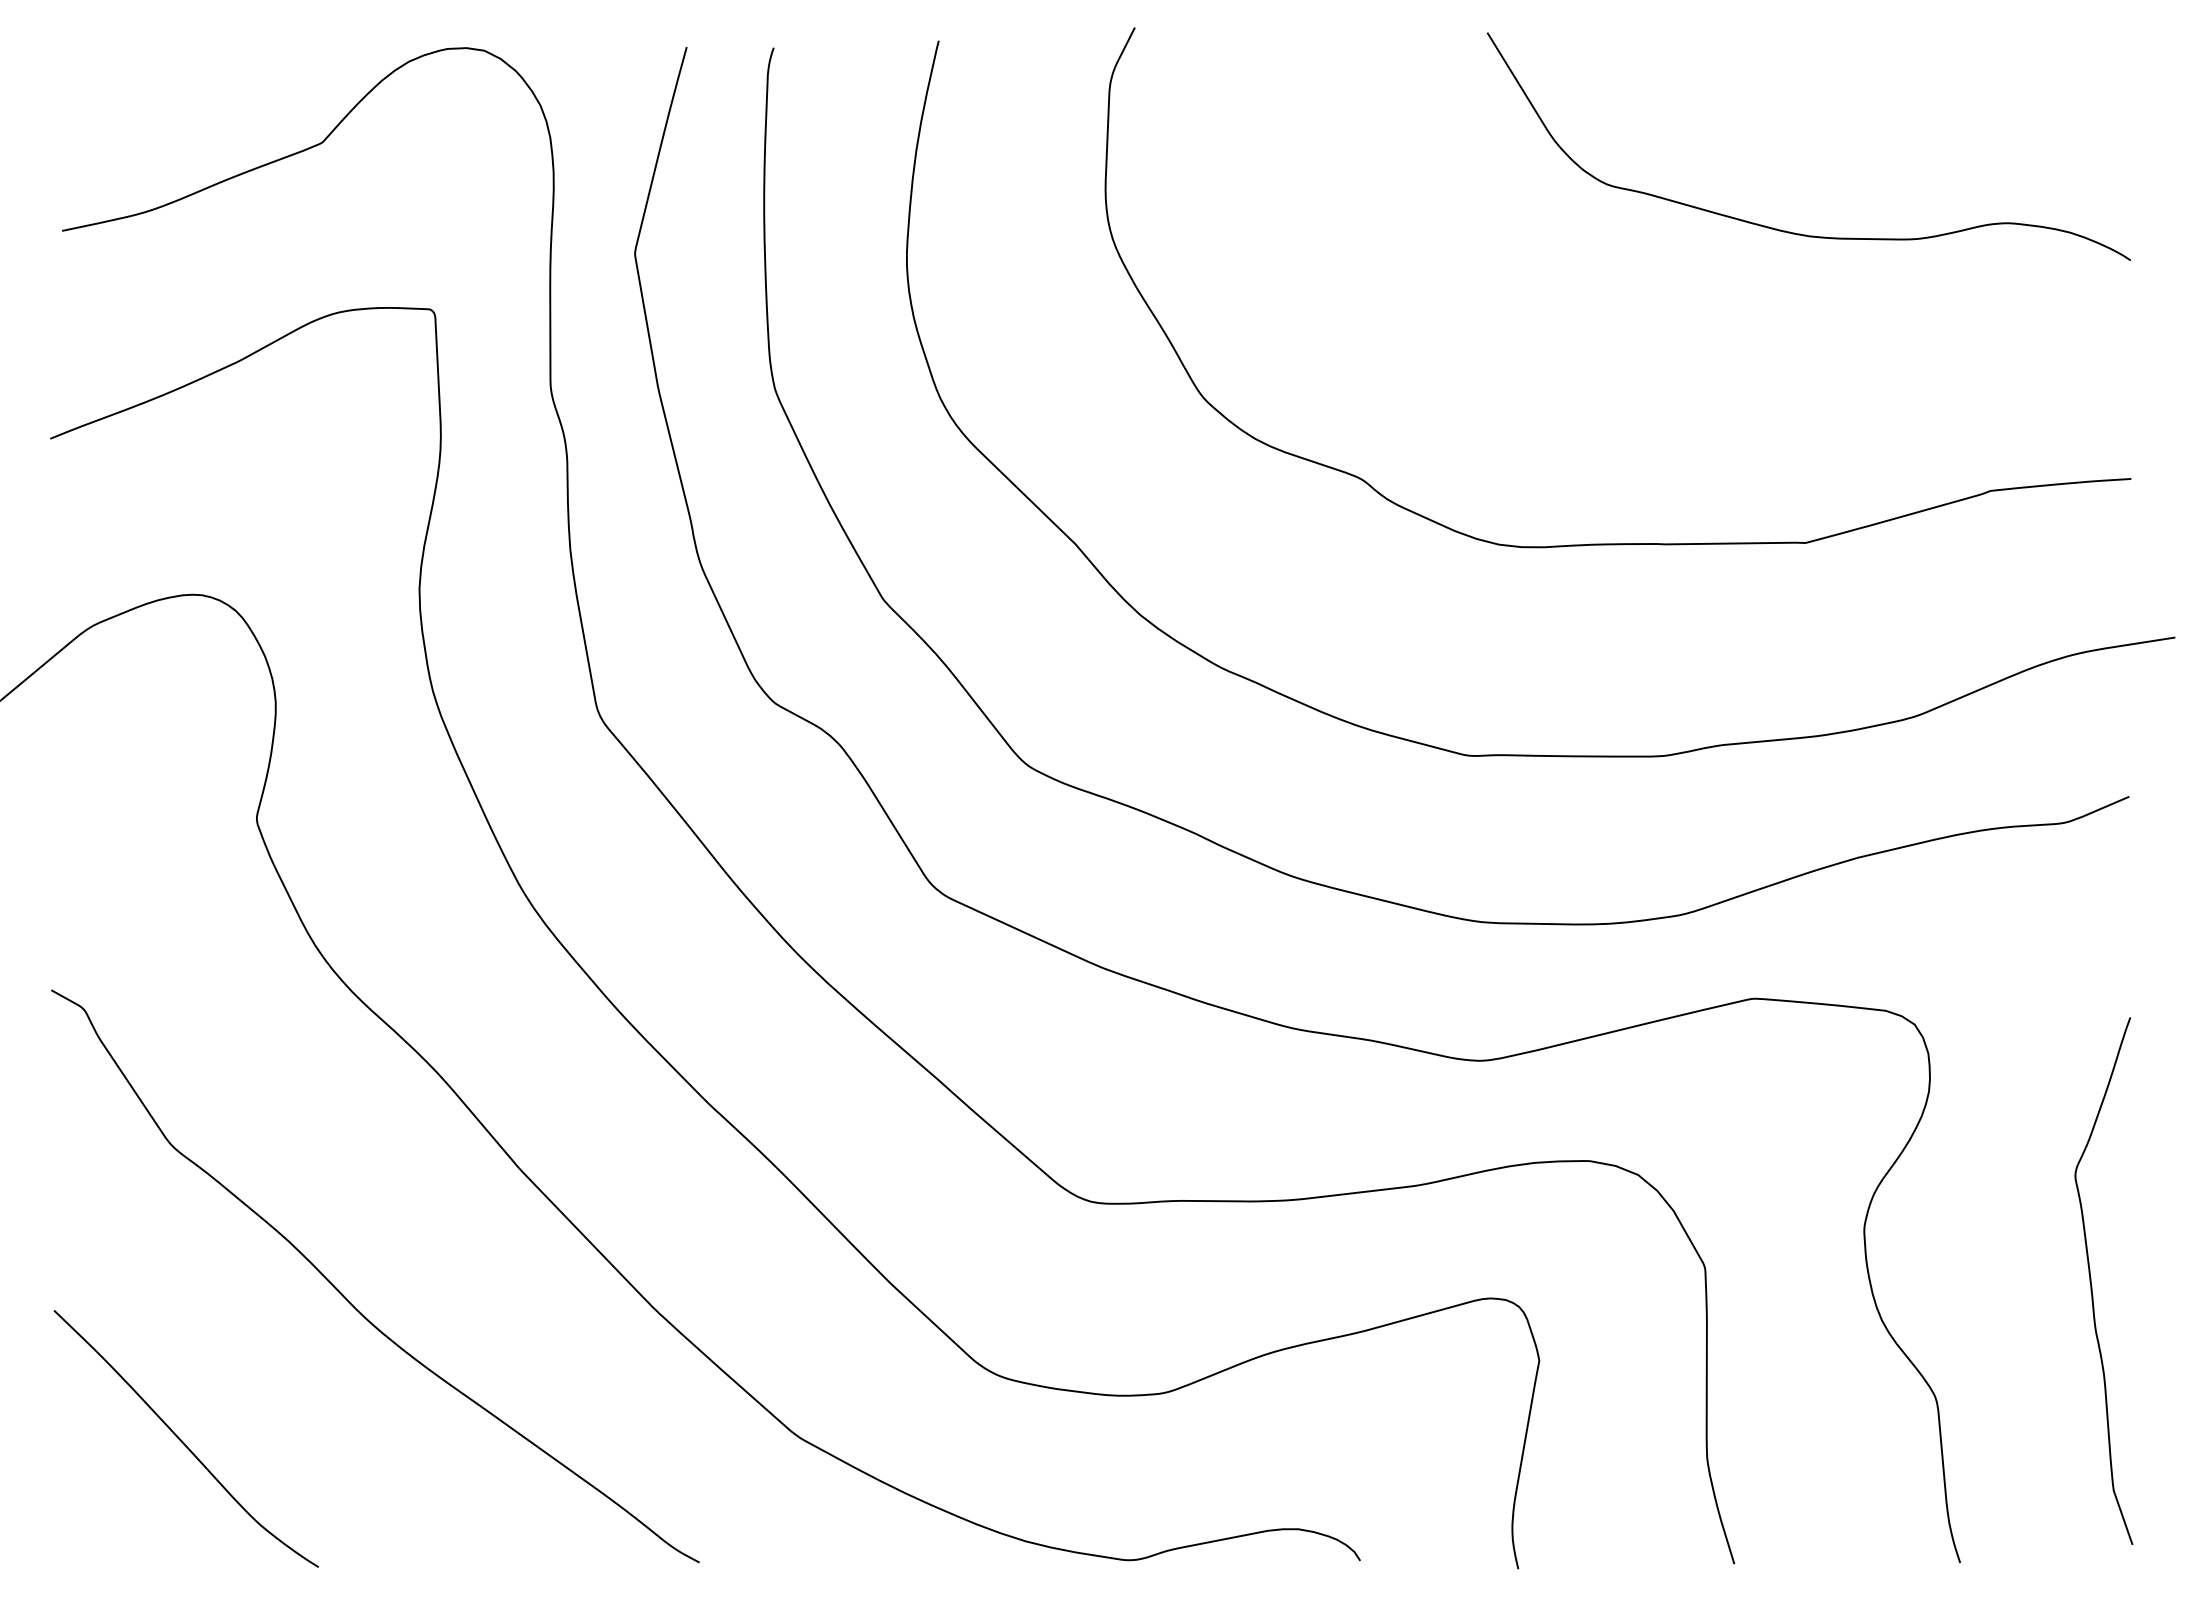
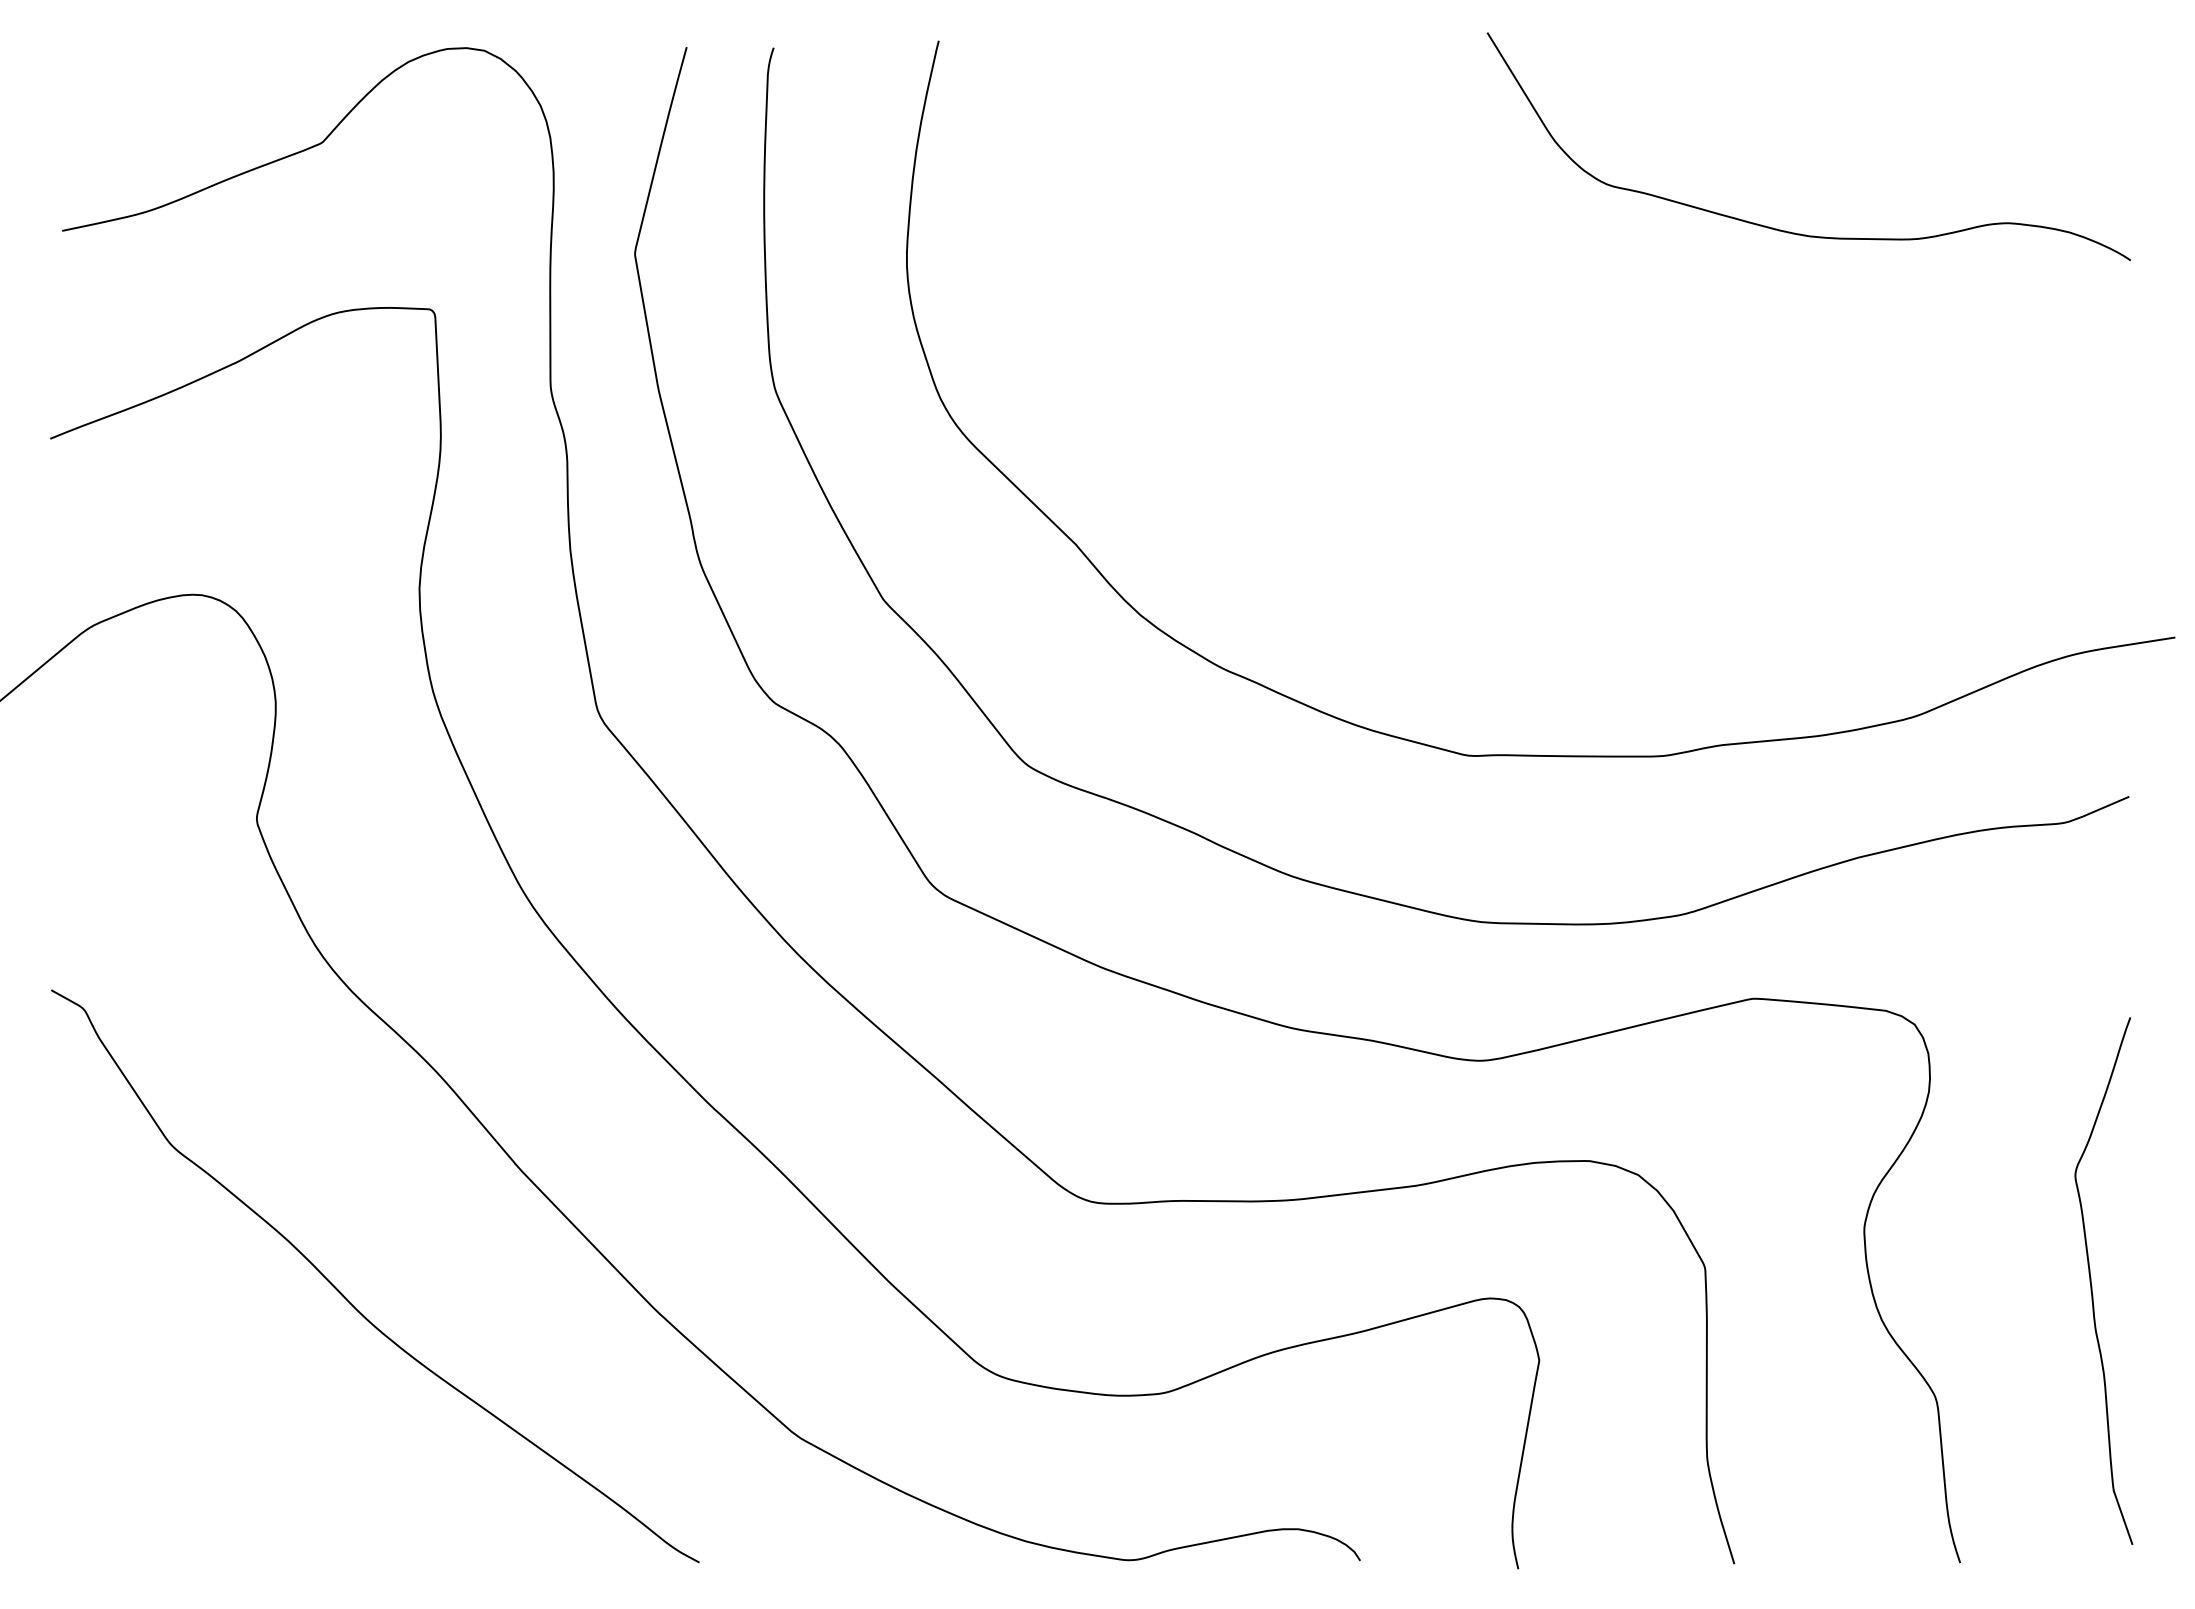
curve: present -> none (1617, 543)
curve: present -> none (182, 1440)
